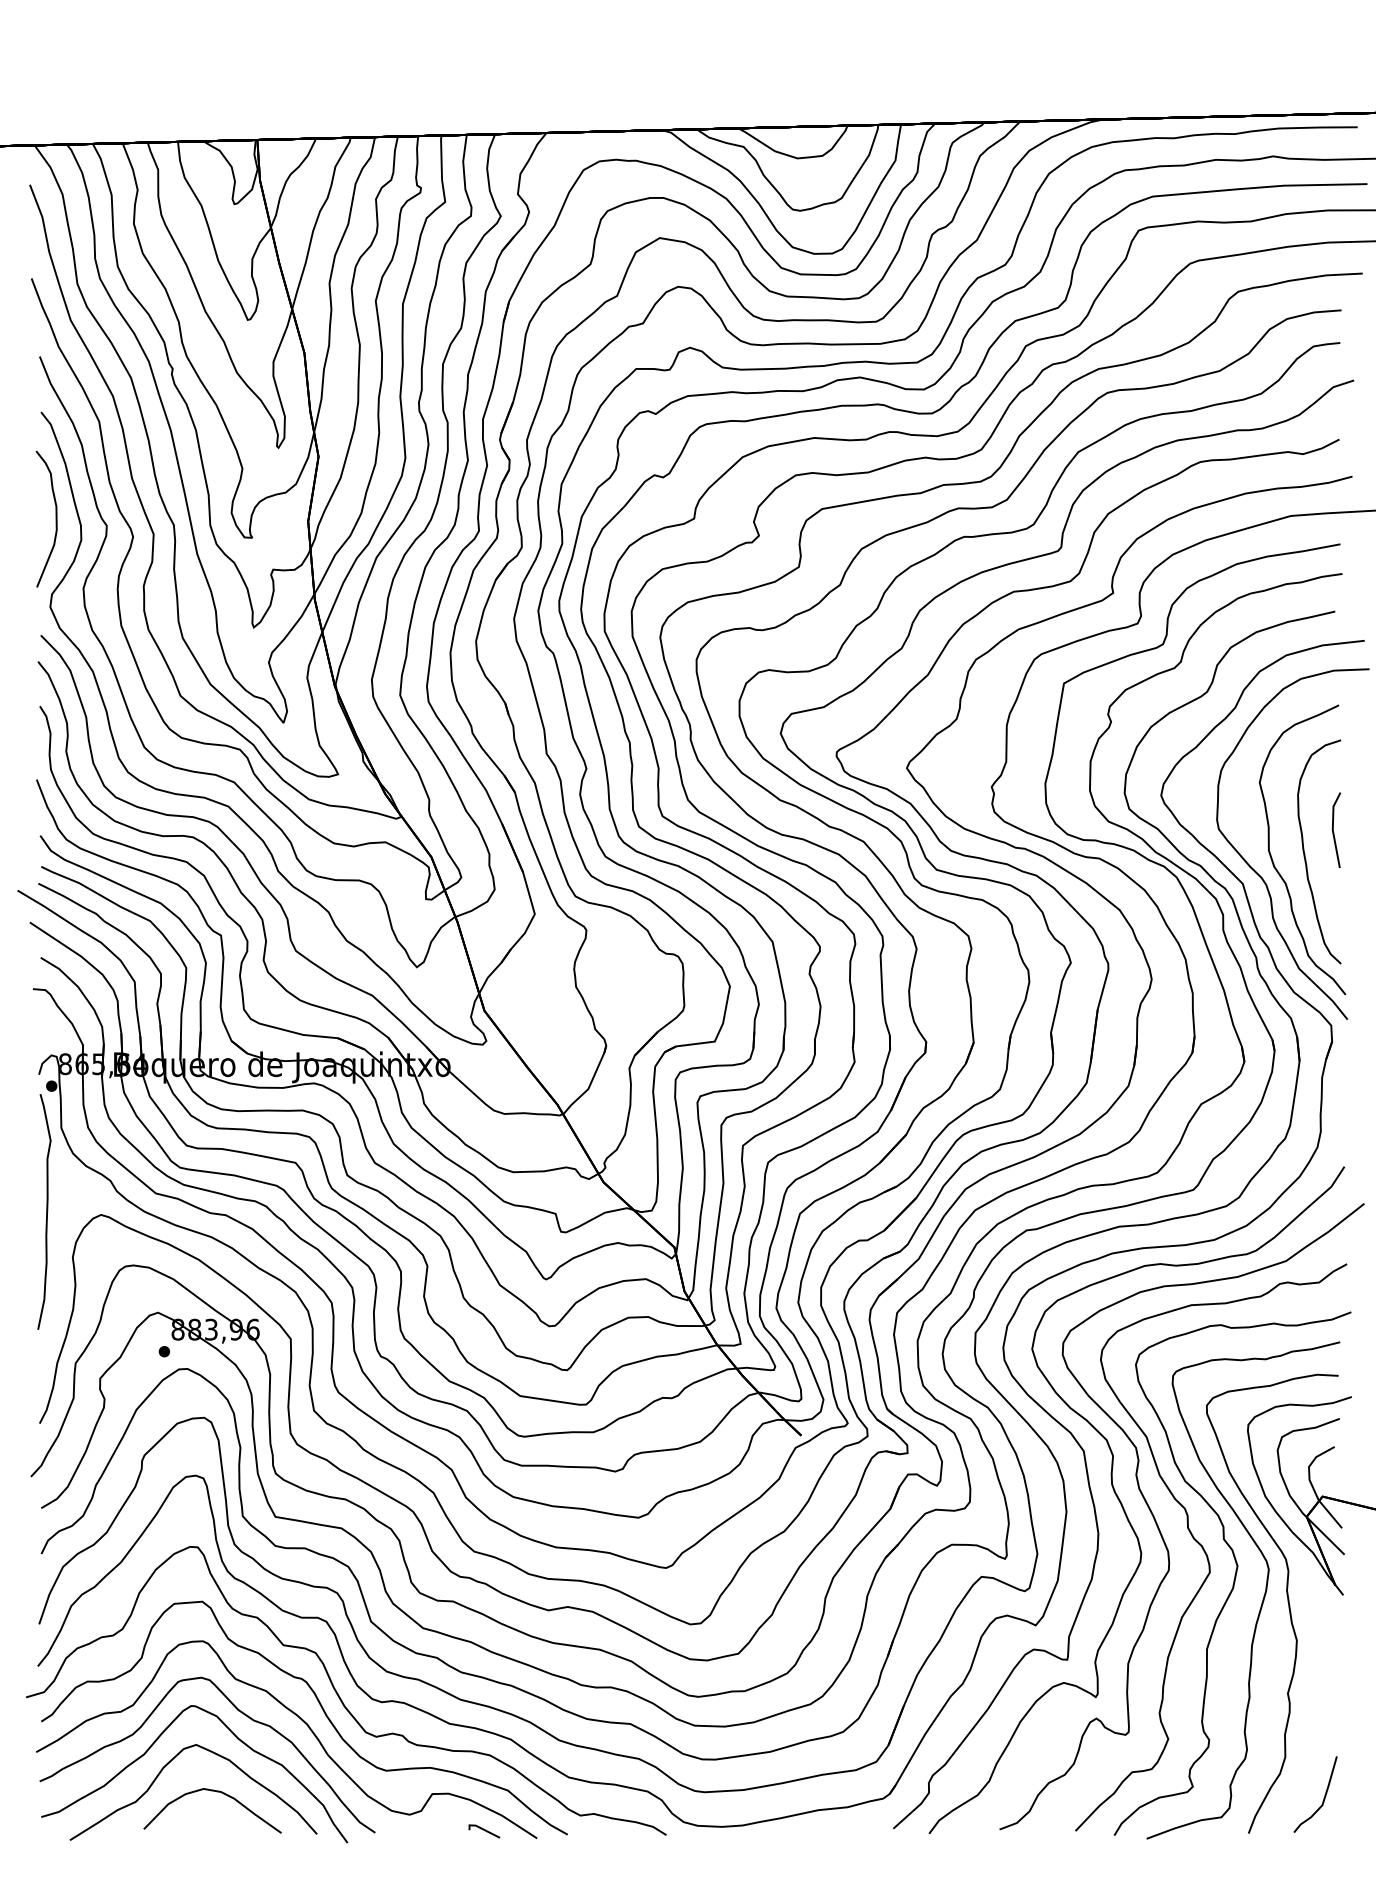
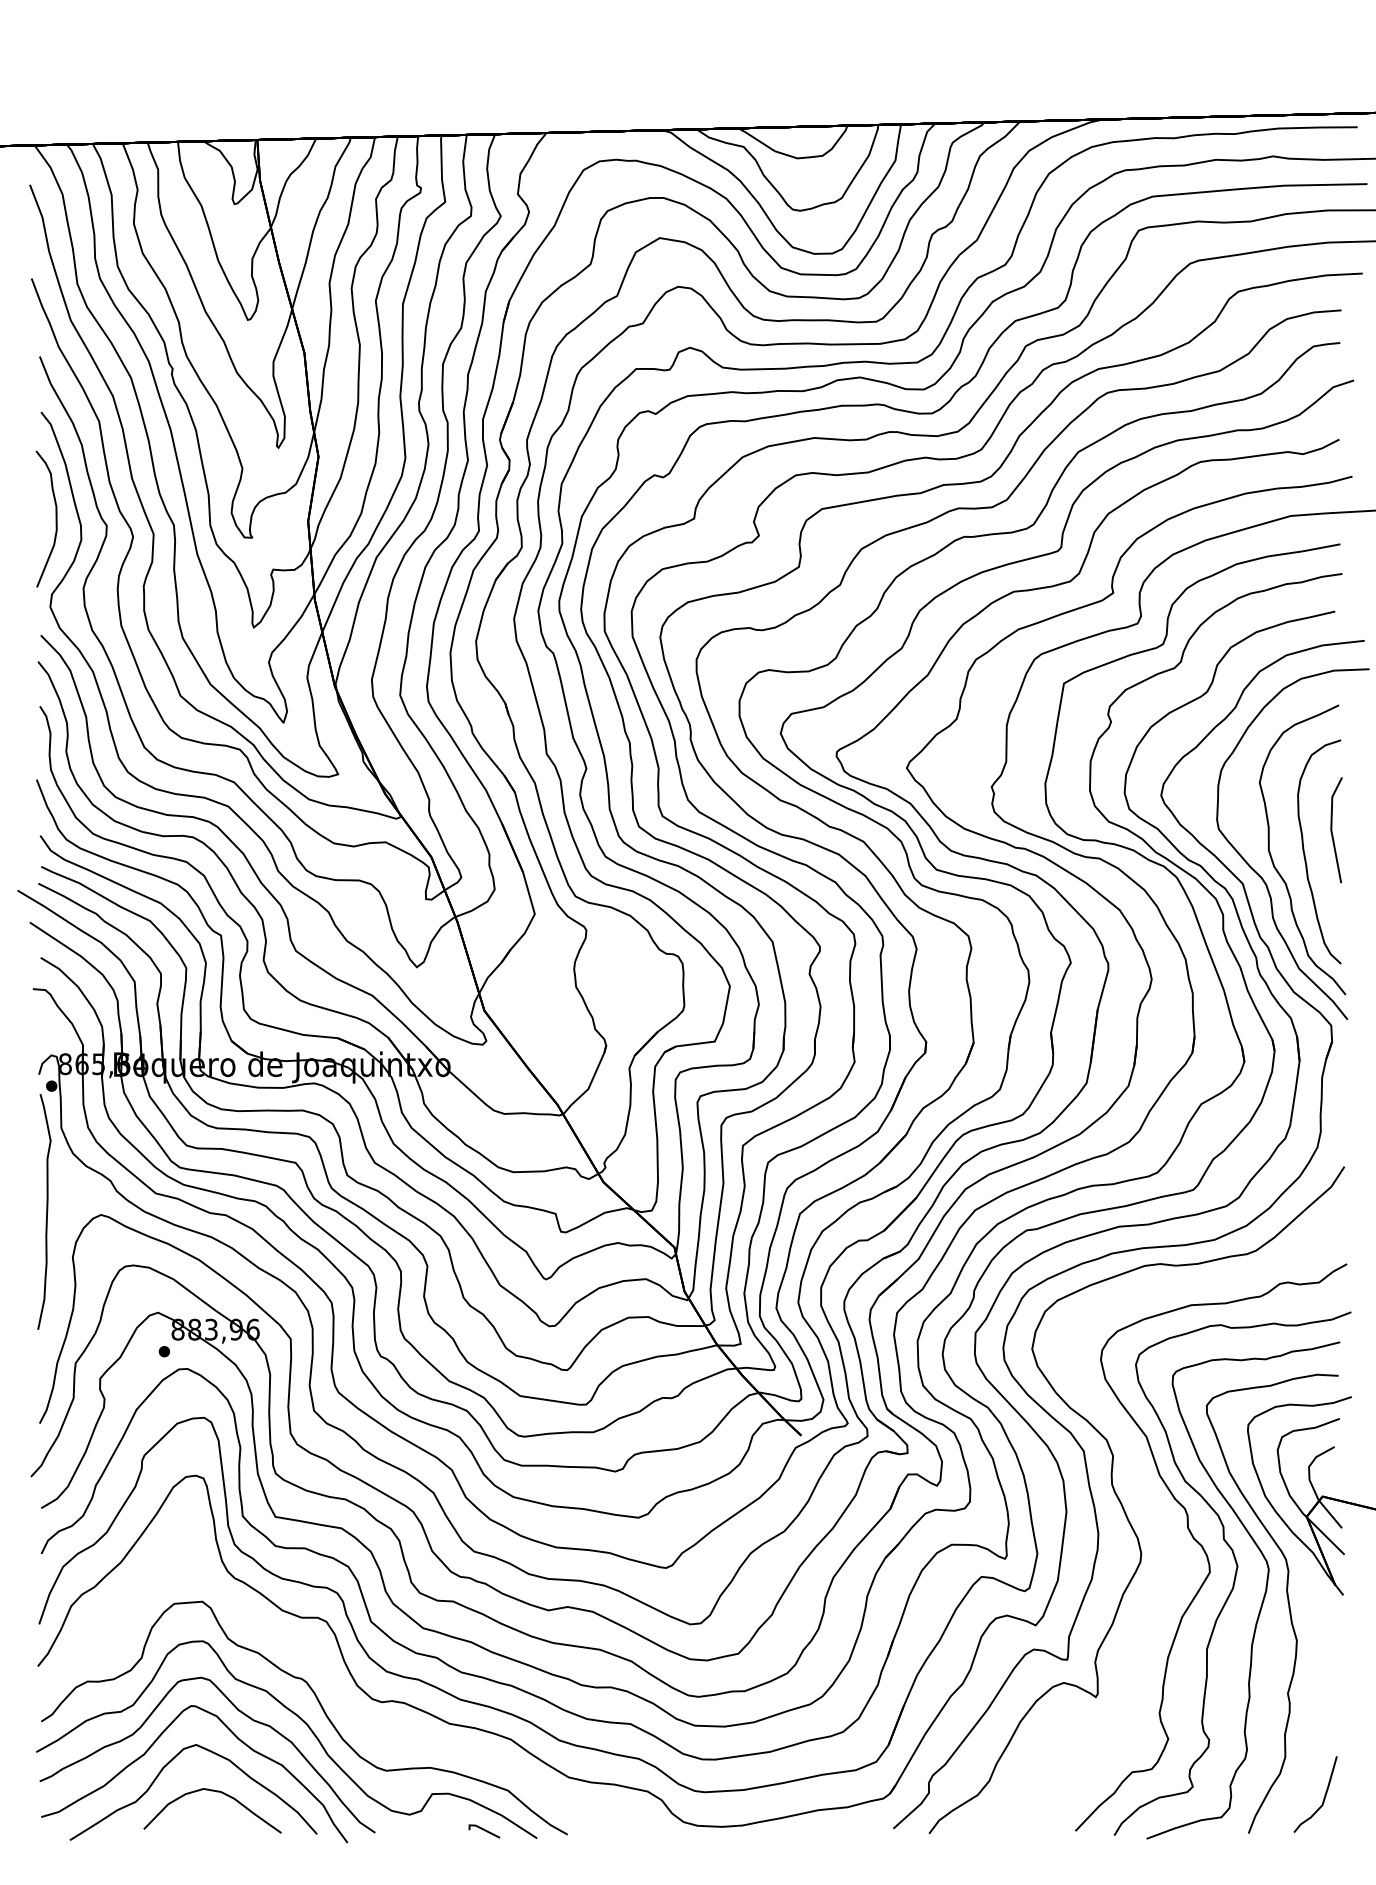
part size: 11x77 px -> 13x107 px (1336, 830)
part: present -> none (1159, 1527)
part: present -> none (338, 1693)
